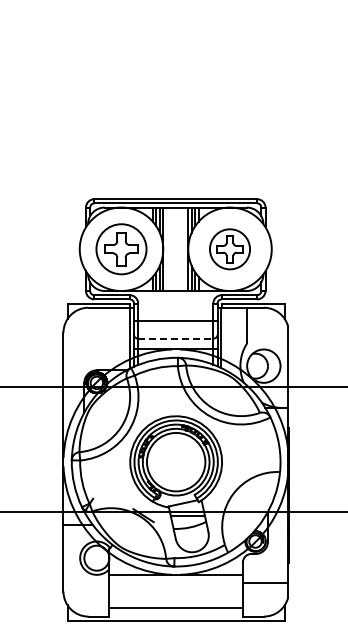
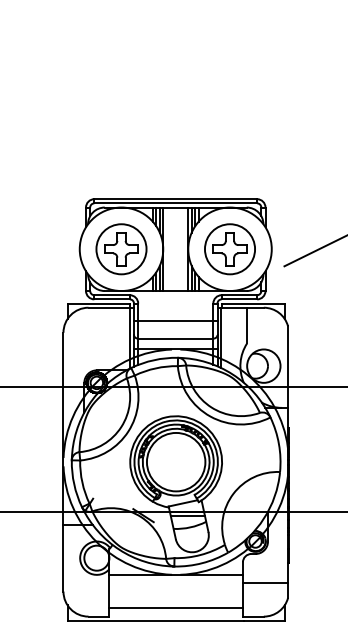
part size: 42x43 px -> 52x53 px (229, 249)
line: none -> present (314, 251)
line: dashed -> solid (175, 338)
